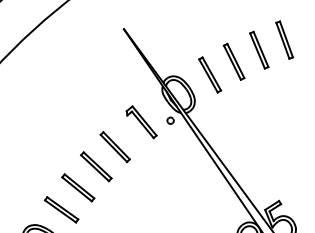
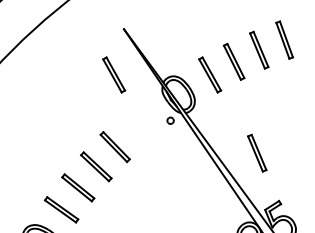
part: none -> present (114, 74)
part: present -> none (141, 122)
part: none -> present (257, 152)
